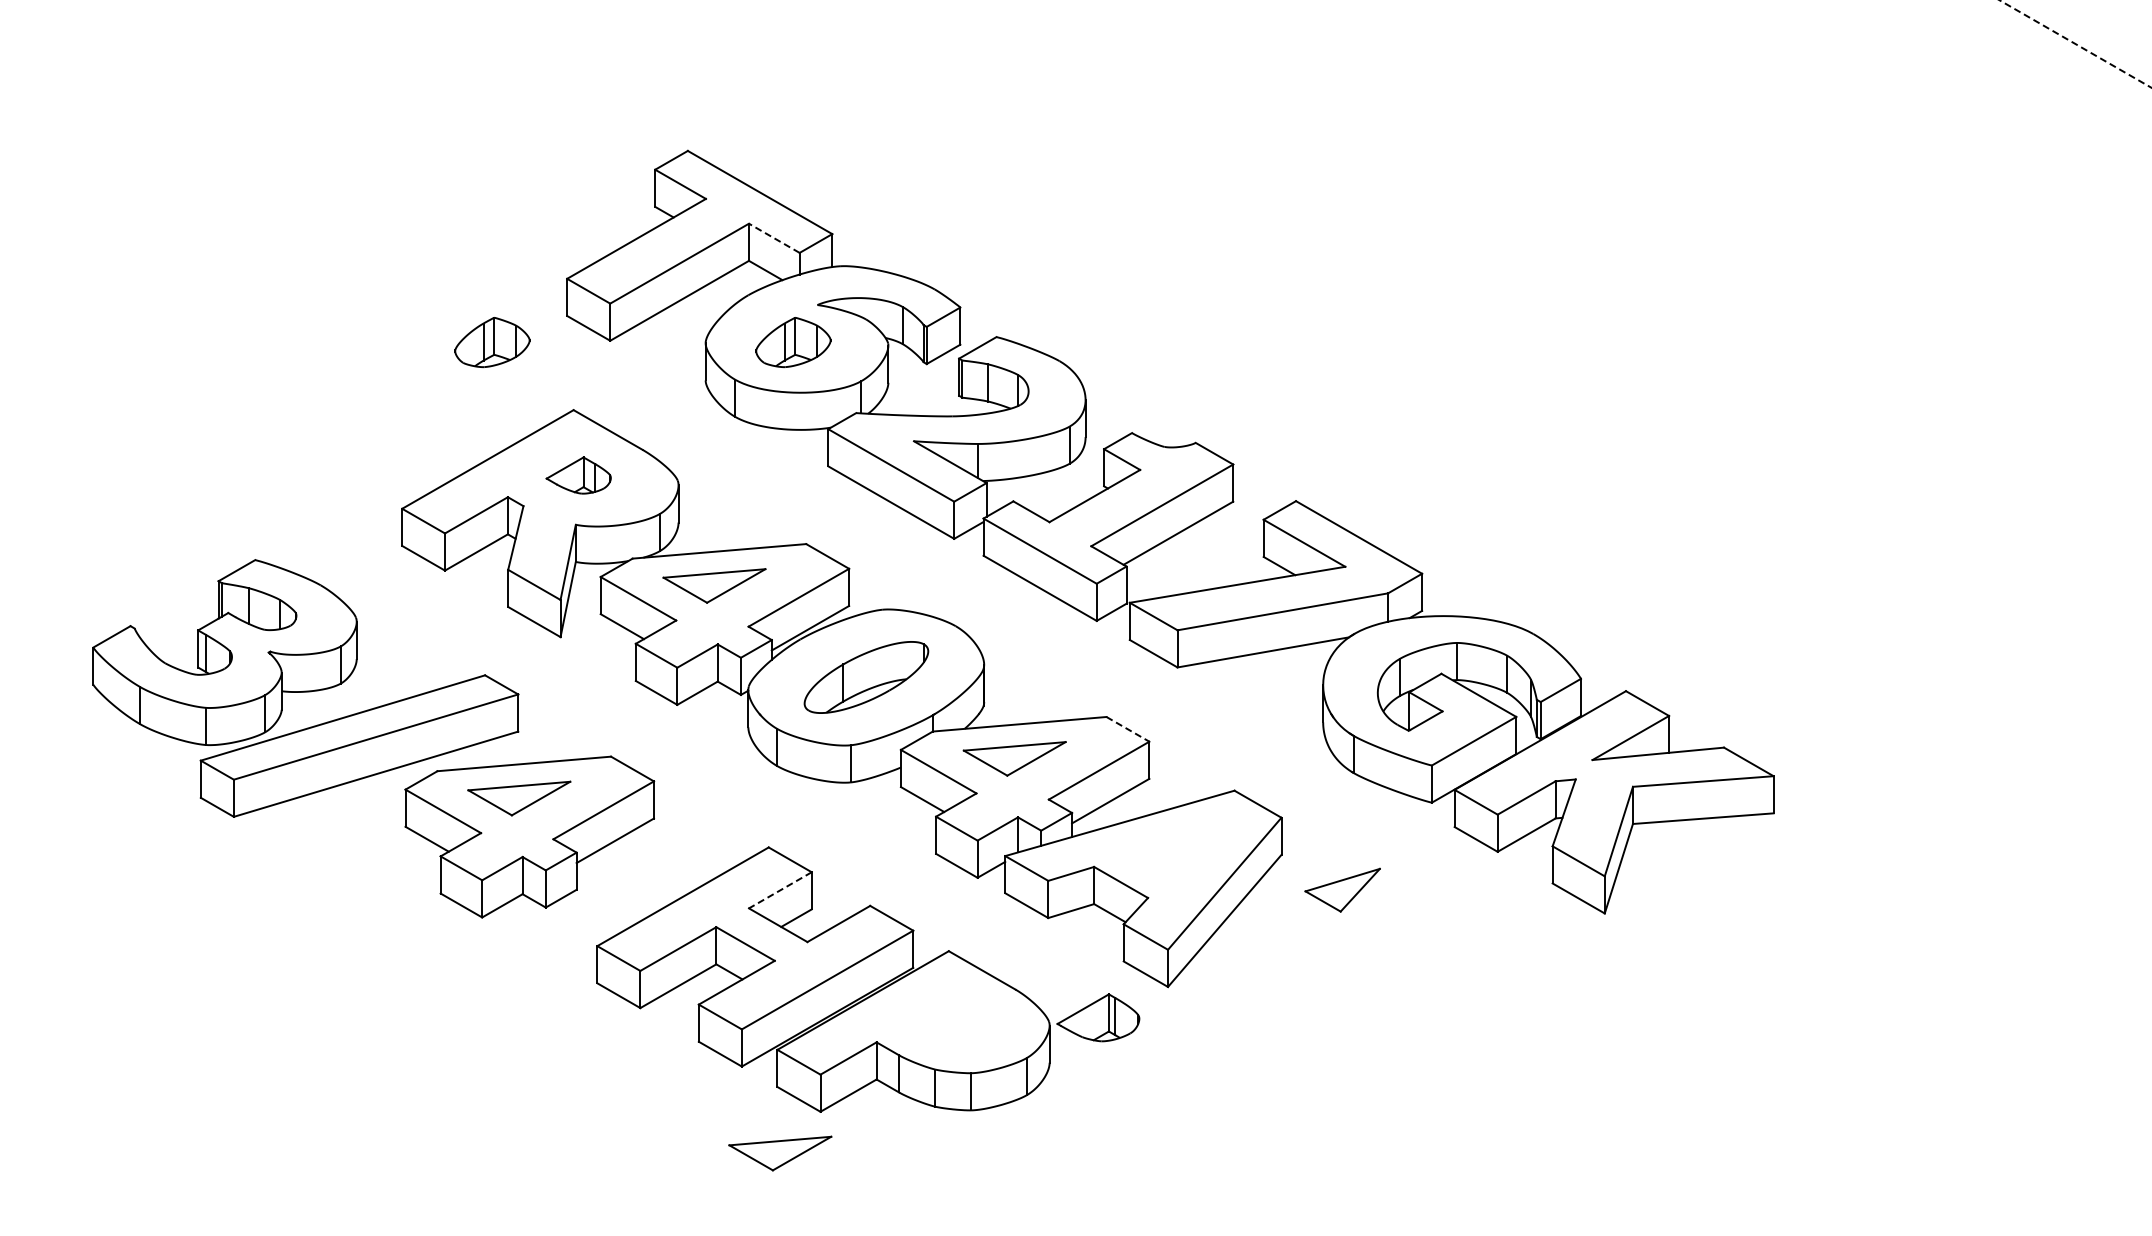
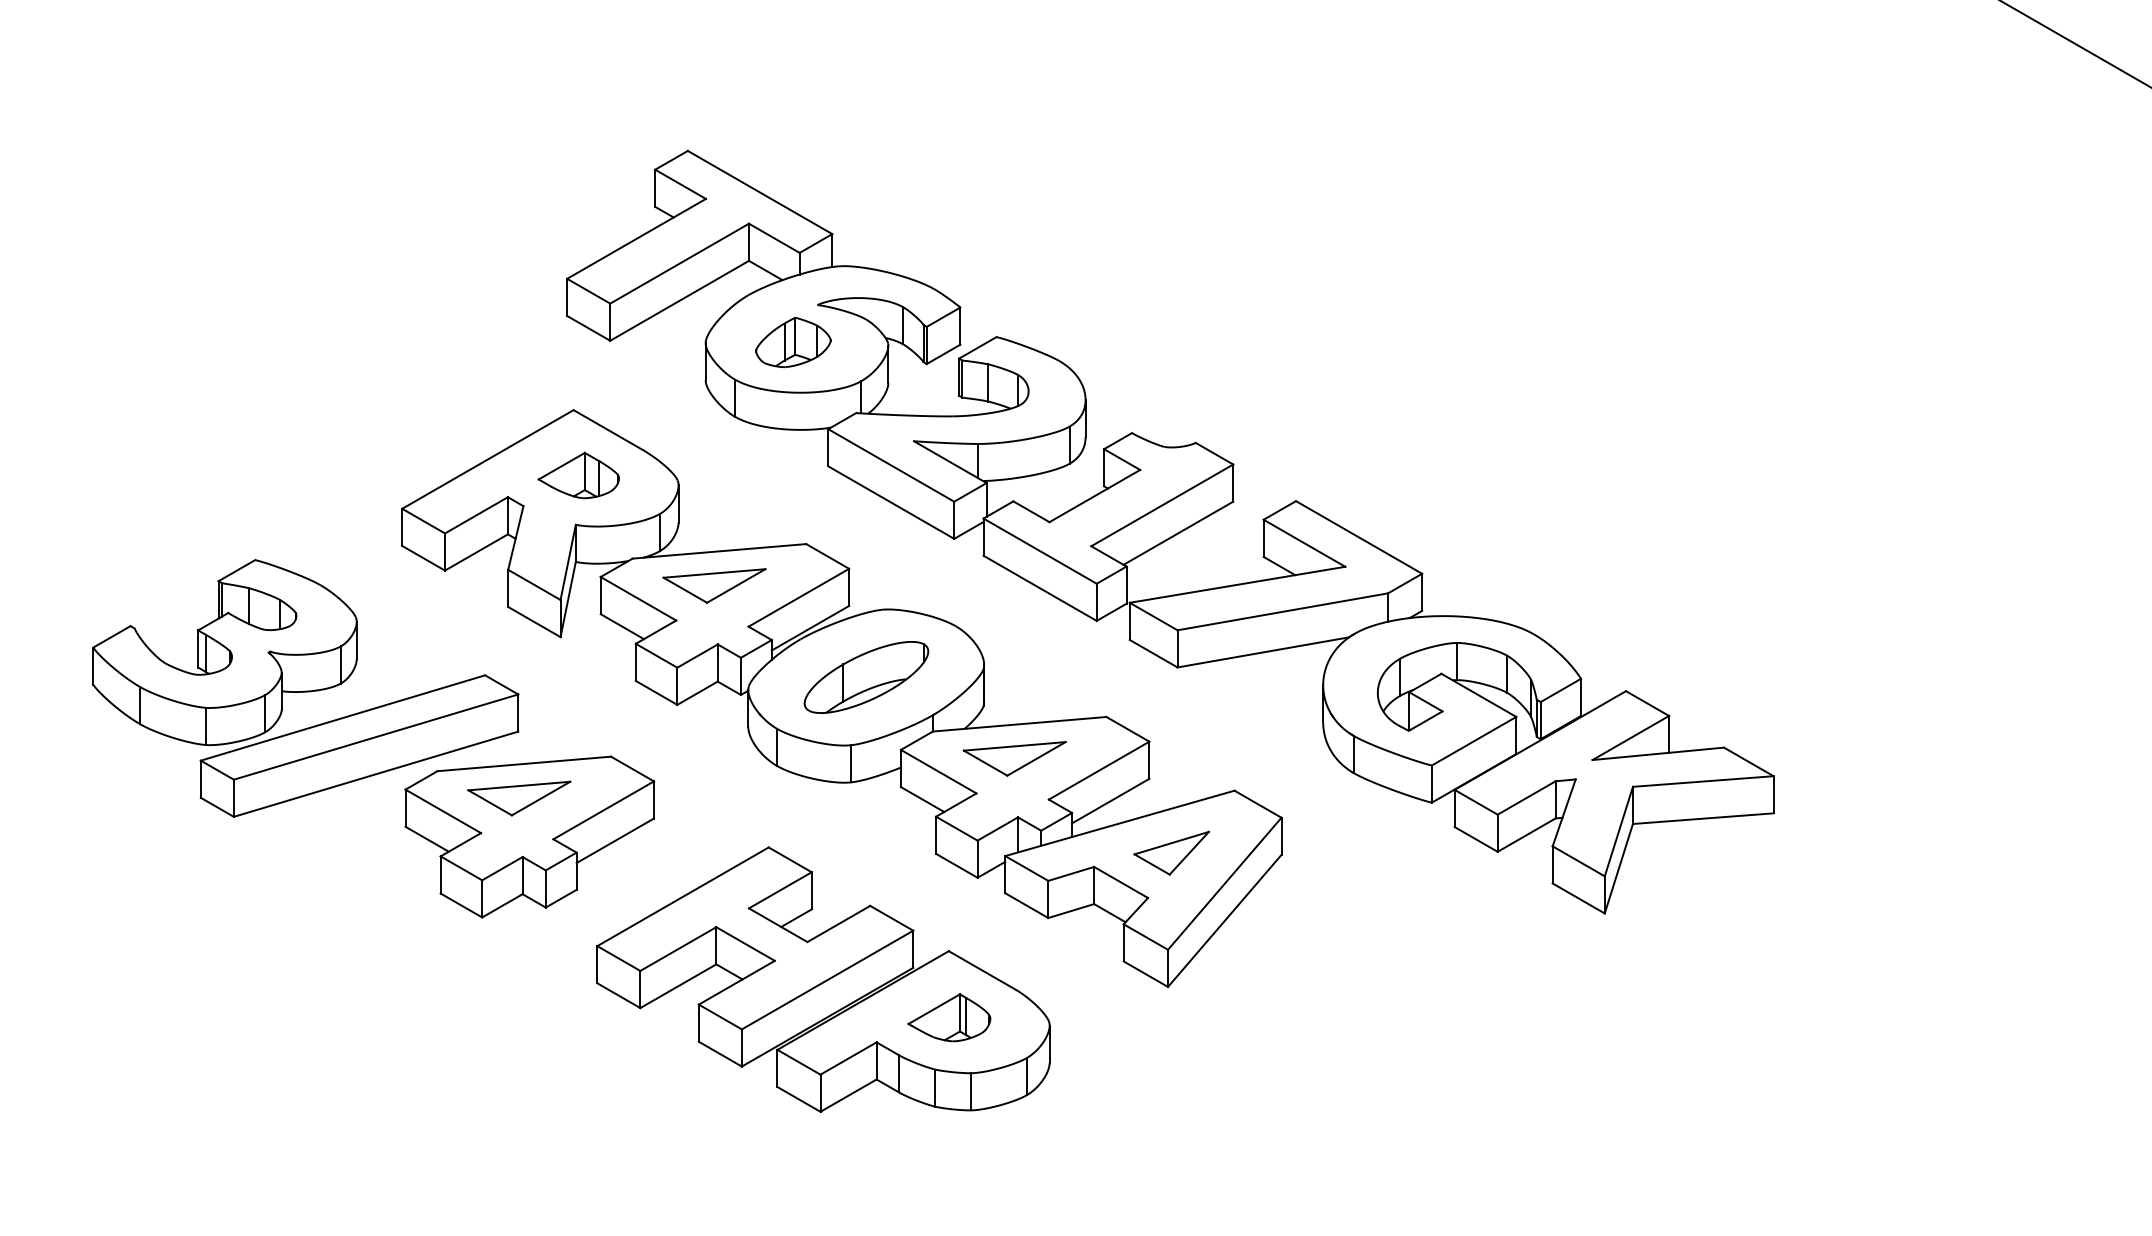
line: dashed -> solid (2075, 44)
line: dashed -> solid (773, 238)
part: present -> none (492, 342)
part size: 67x39 px -> 83x49 px (578, 475)
line: dashed -> solid (1127, 729)
part position: (1342, 889) -> (1171, 852) (1171, 852)
line: dashed -> solid (779, 890)
part position: (1098, 1017) -> (949, 1017) (949, 1017)
part: present -> none (780, 1153)
